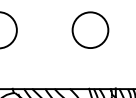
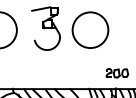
part: none -> present (45, 28)
part: none -> present (117, 73)
